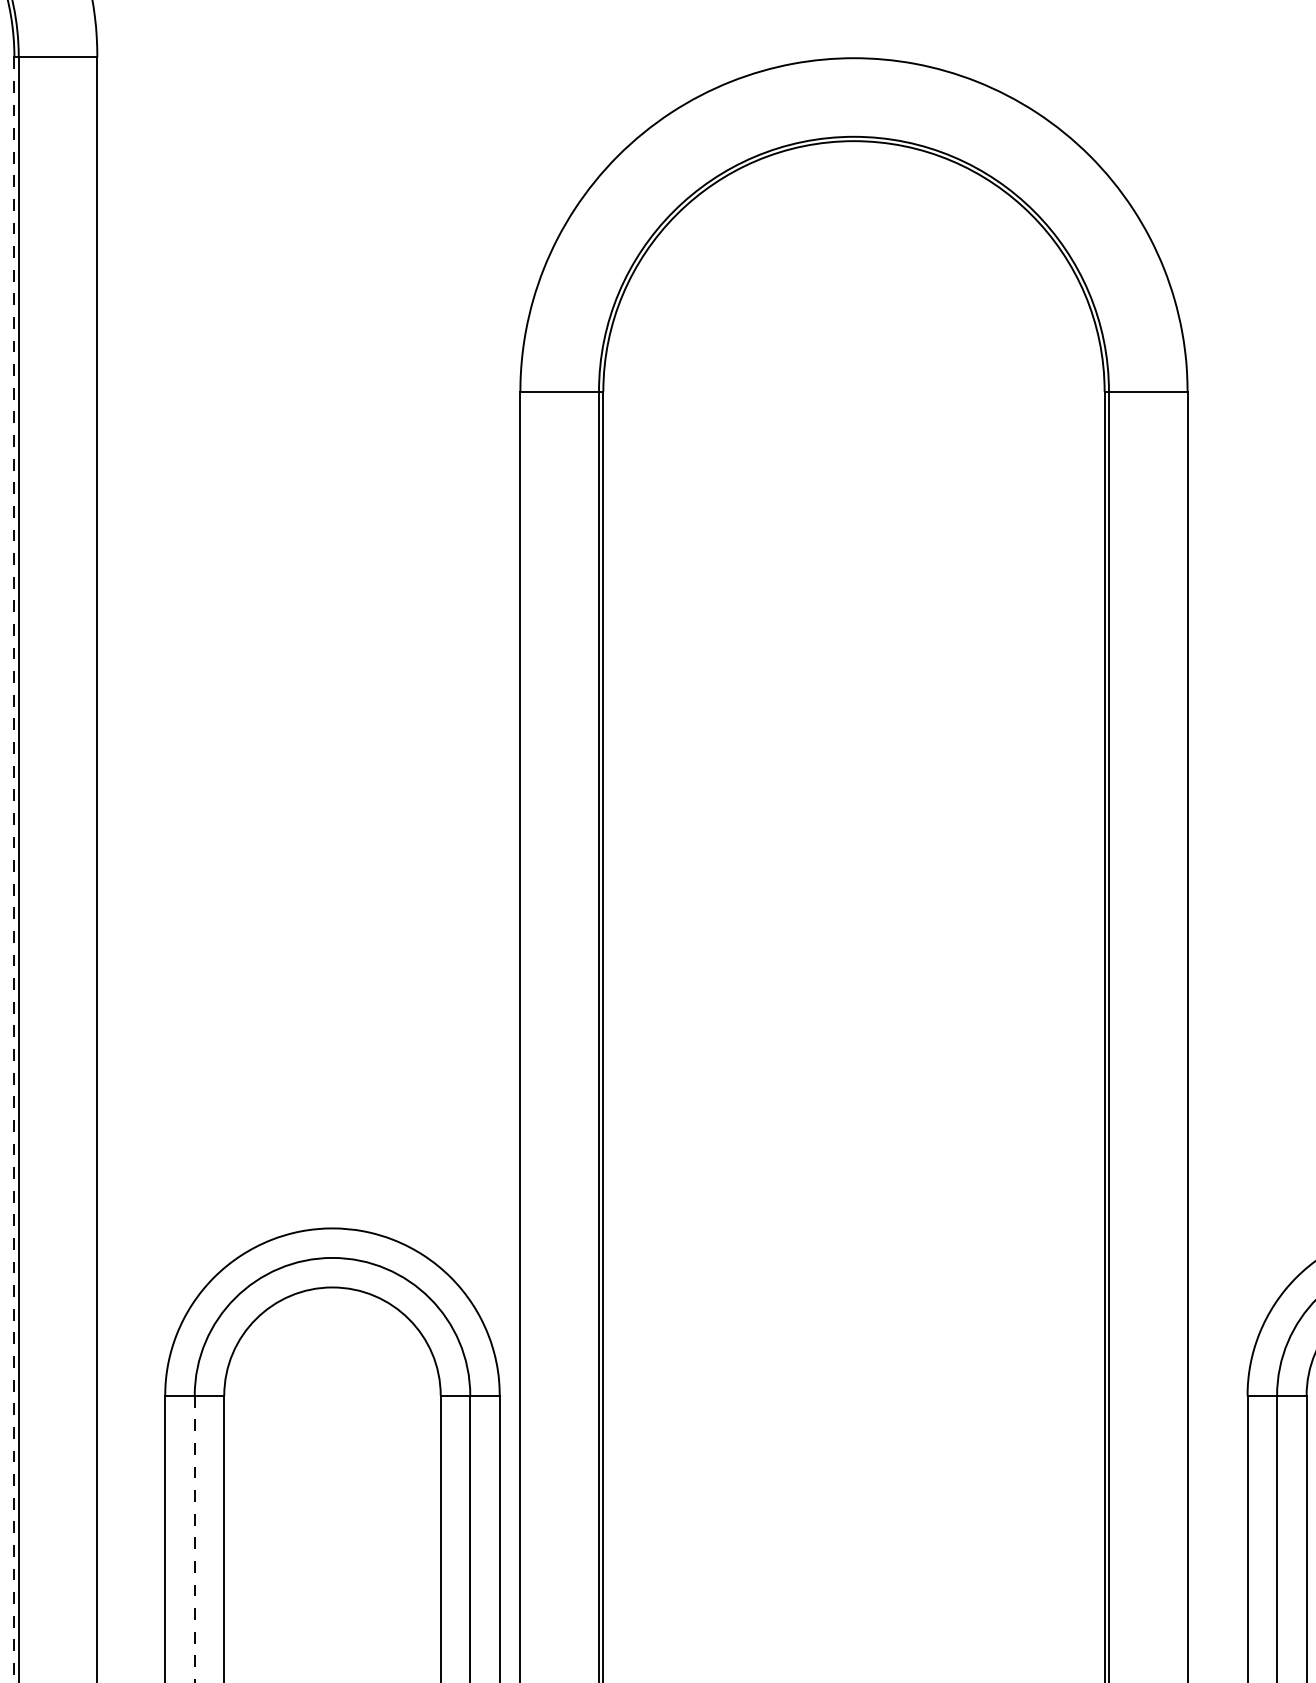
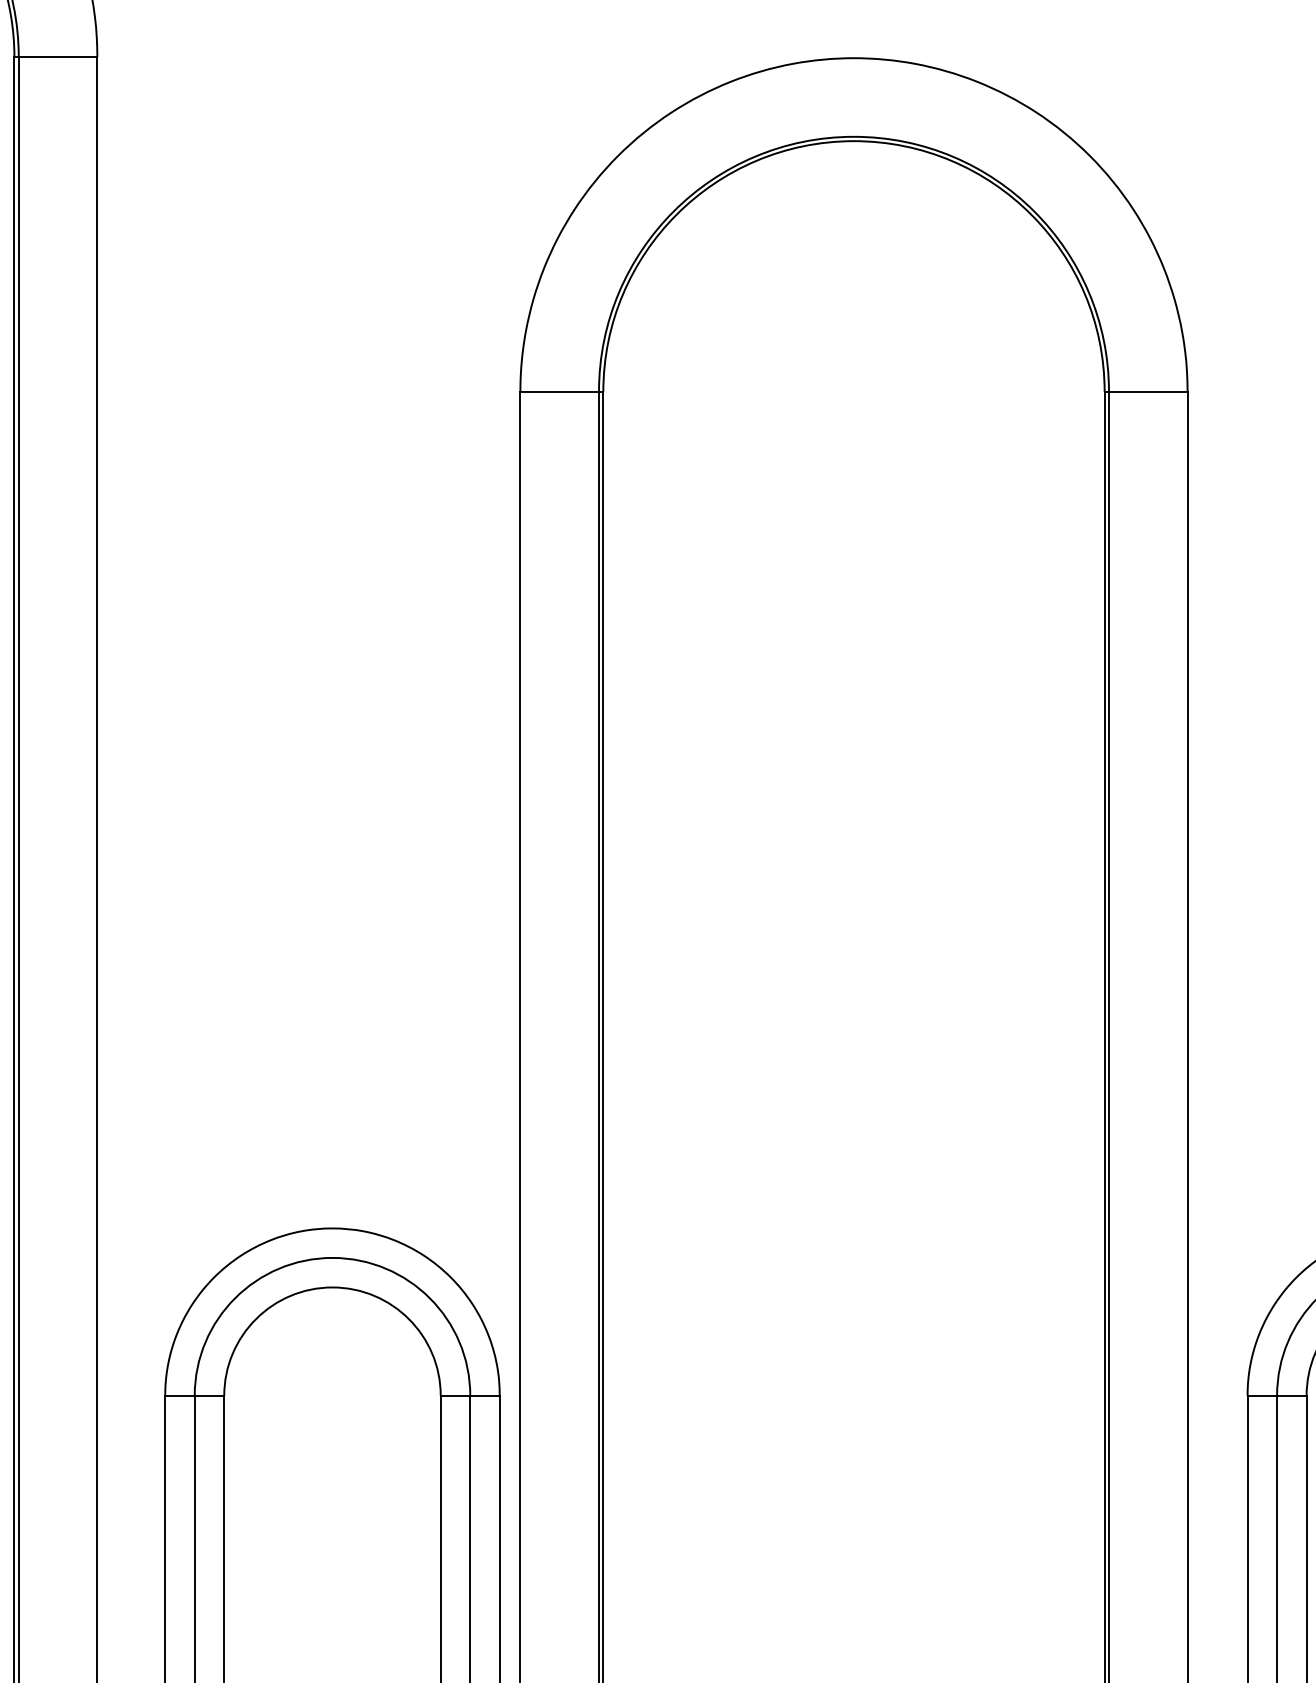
line: dashed -> solid (14, 870)
line: dashed -> solid (194, 1539)
